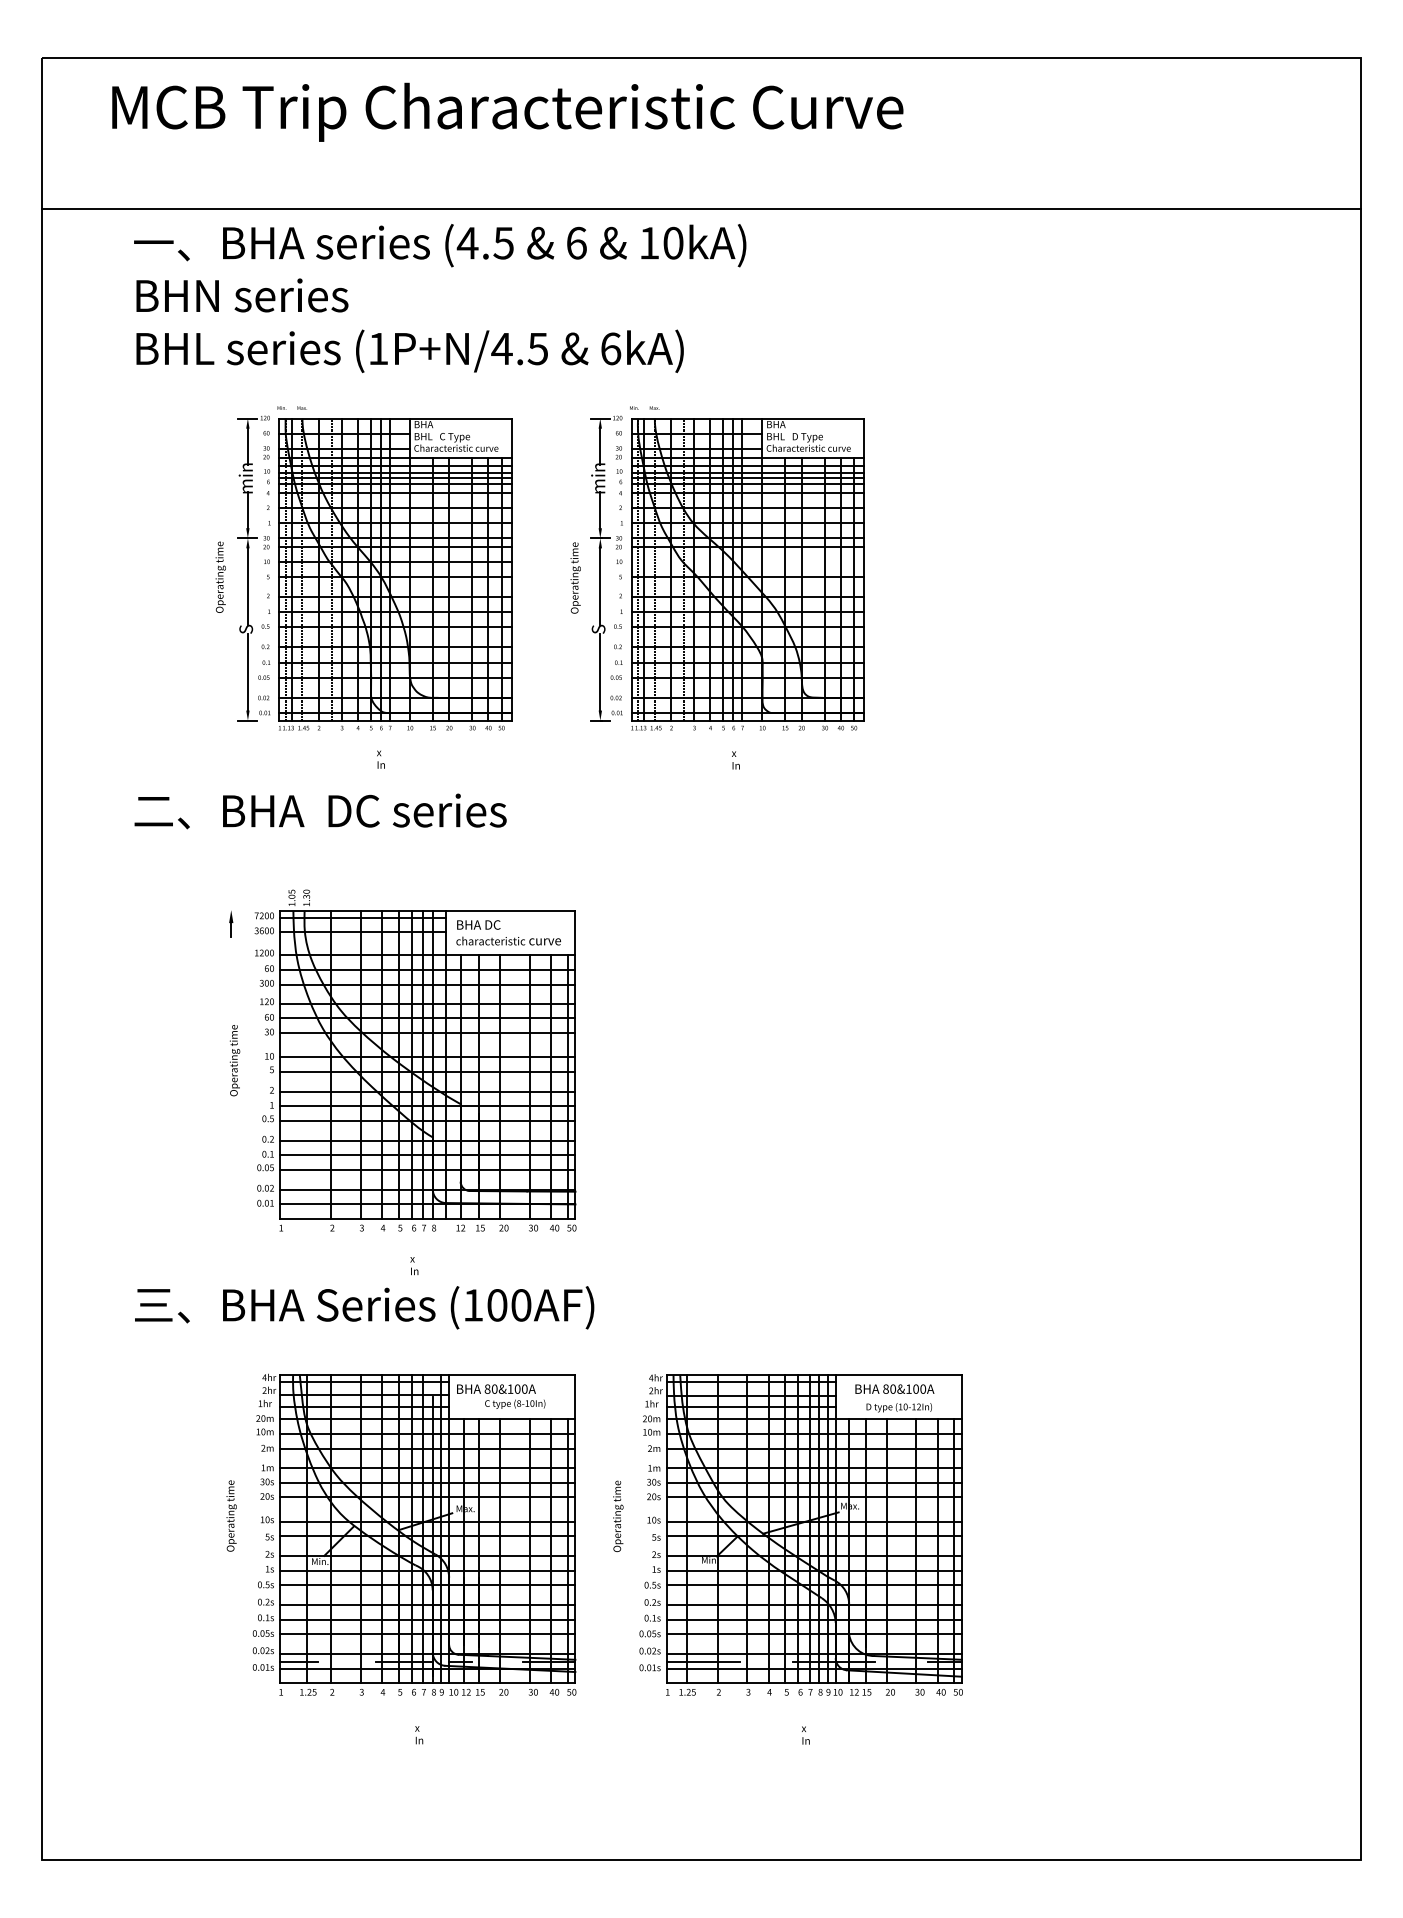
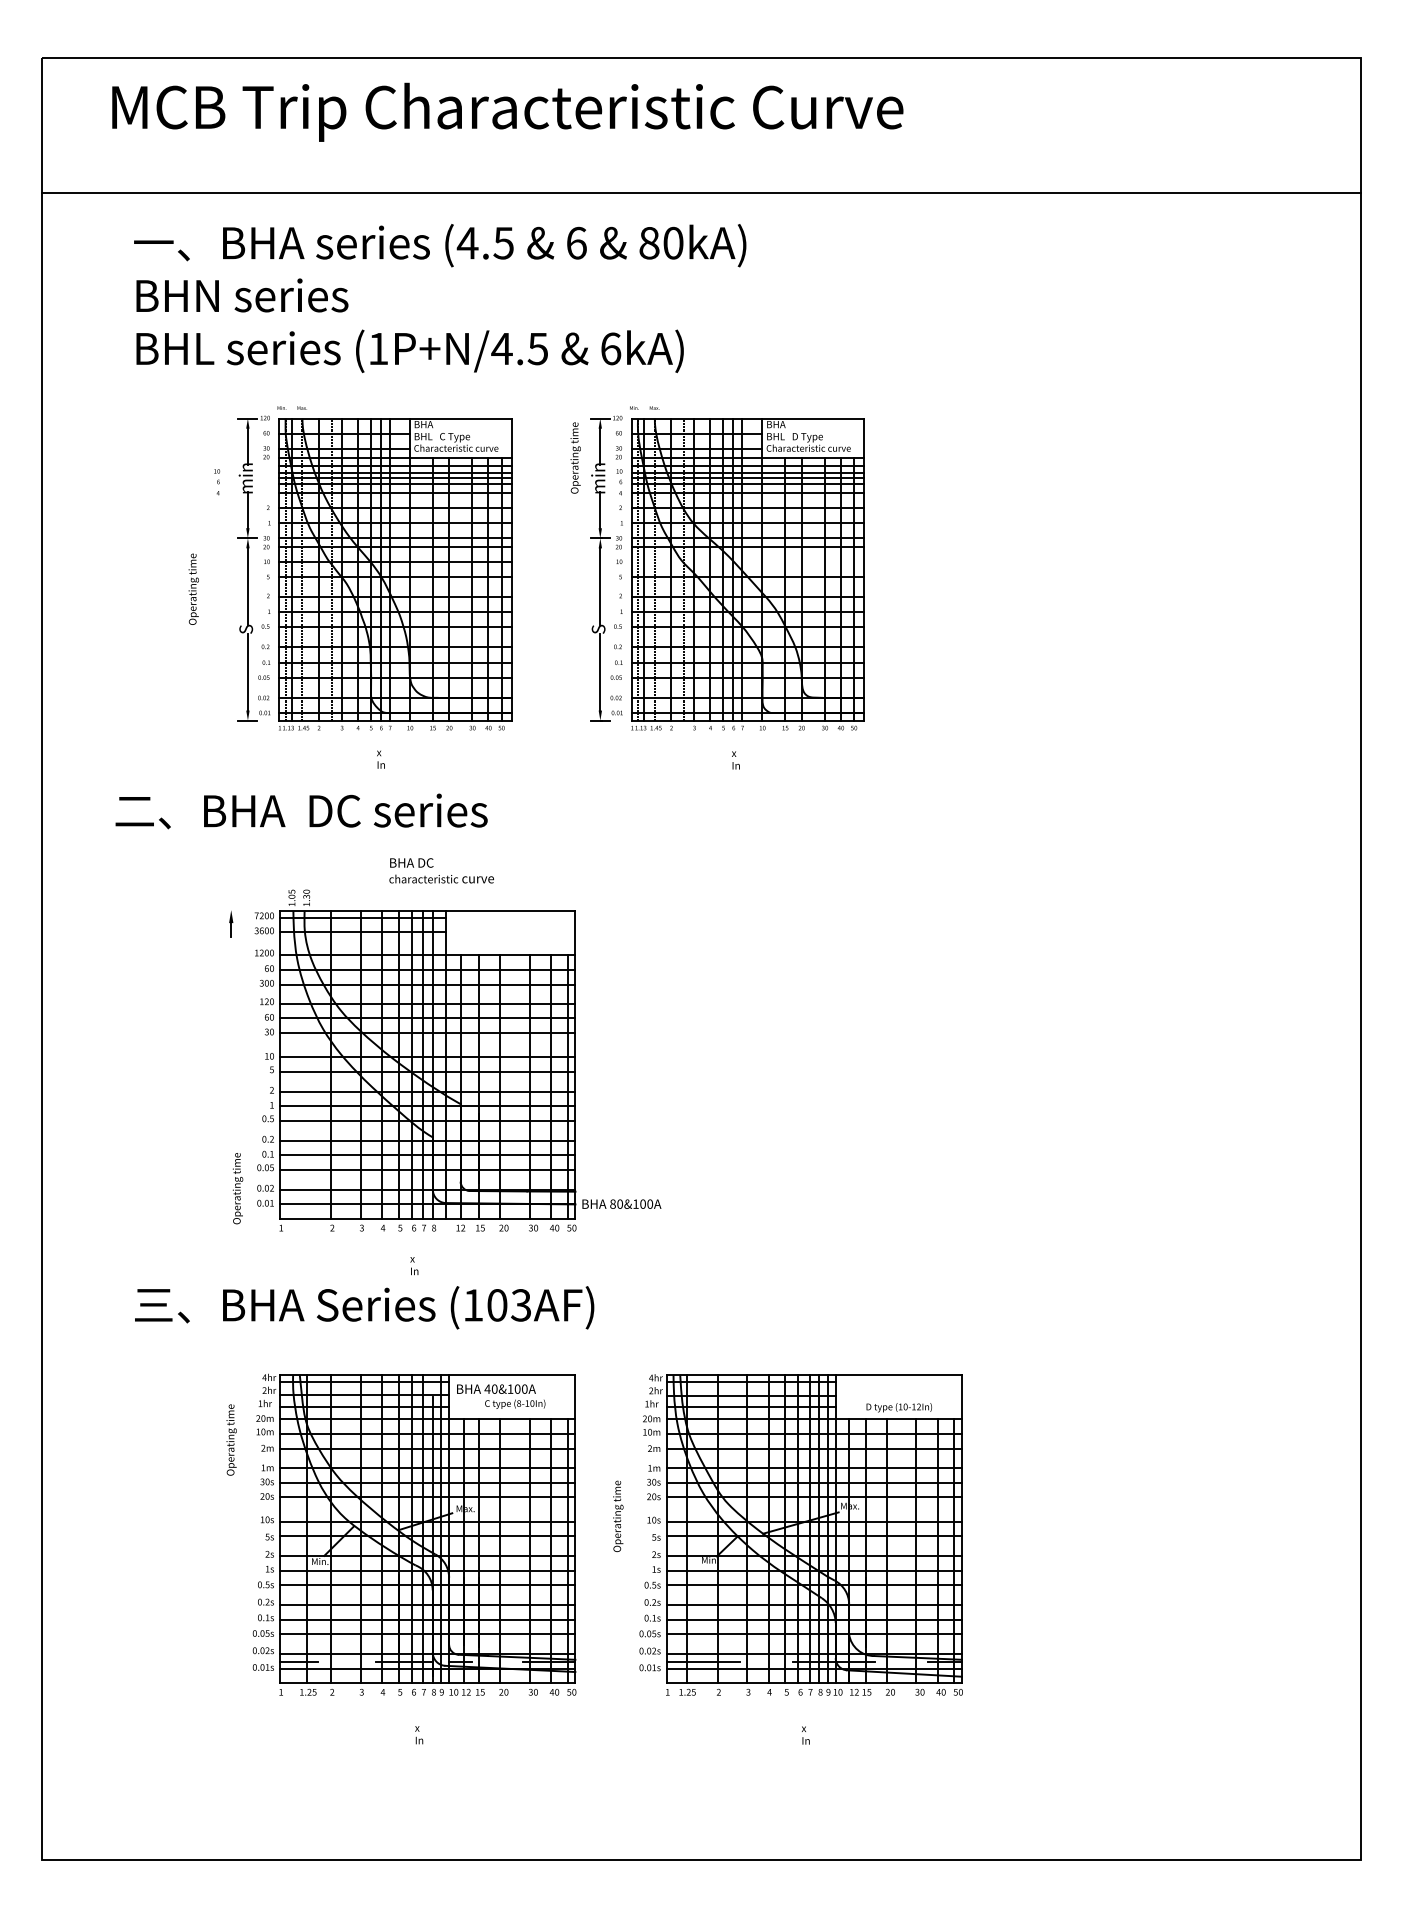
line position: (701, 209) -> (701, 193) (701, 193)
text: 10kA) -> 80kA) (649, 243)
text position: (267, 482) -> (217, 482) (217, 482)
text position: (220, 576) -> (193, 588) (193, 588)
text position: (575, 577) -> (575, 457) (575, 457)
text position: (320, 811) -> (301, 811) (301, 811)
text position: (508, 932) -> (441, 870) (441, 870)
text position: (234, 1060) -> (237, 1188) (237, 1188)
text: (100AF) -> (103AF) (521, 1305)
text: 80&100A -> 40&100A (487, 1388)
text position: (894, 1388) -> (621, 1203) (621, 1203)
text position: (231, 1515) -> (231, 1439) (231, 1439)
